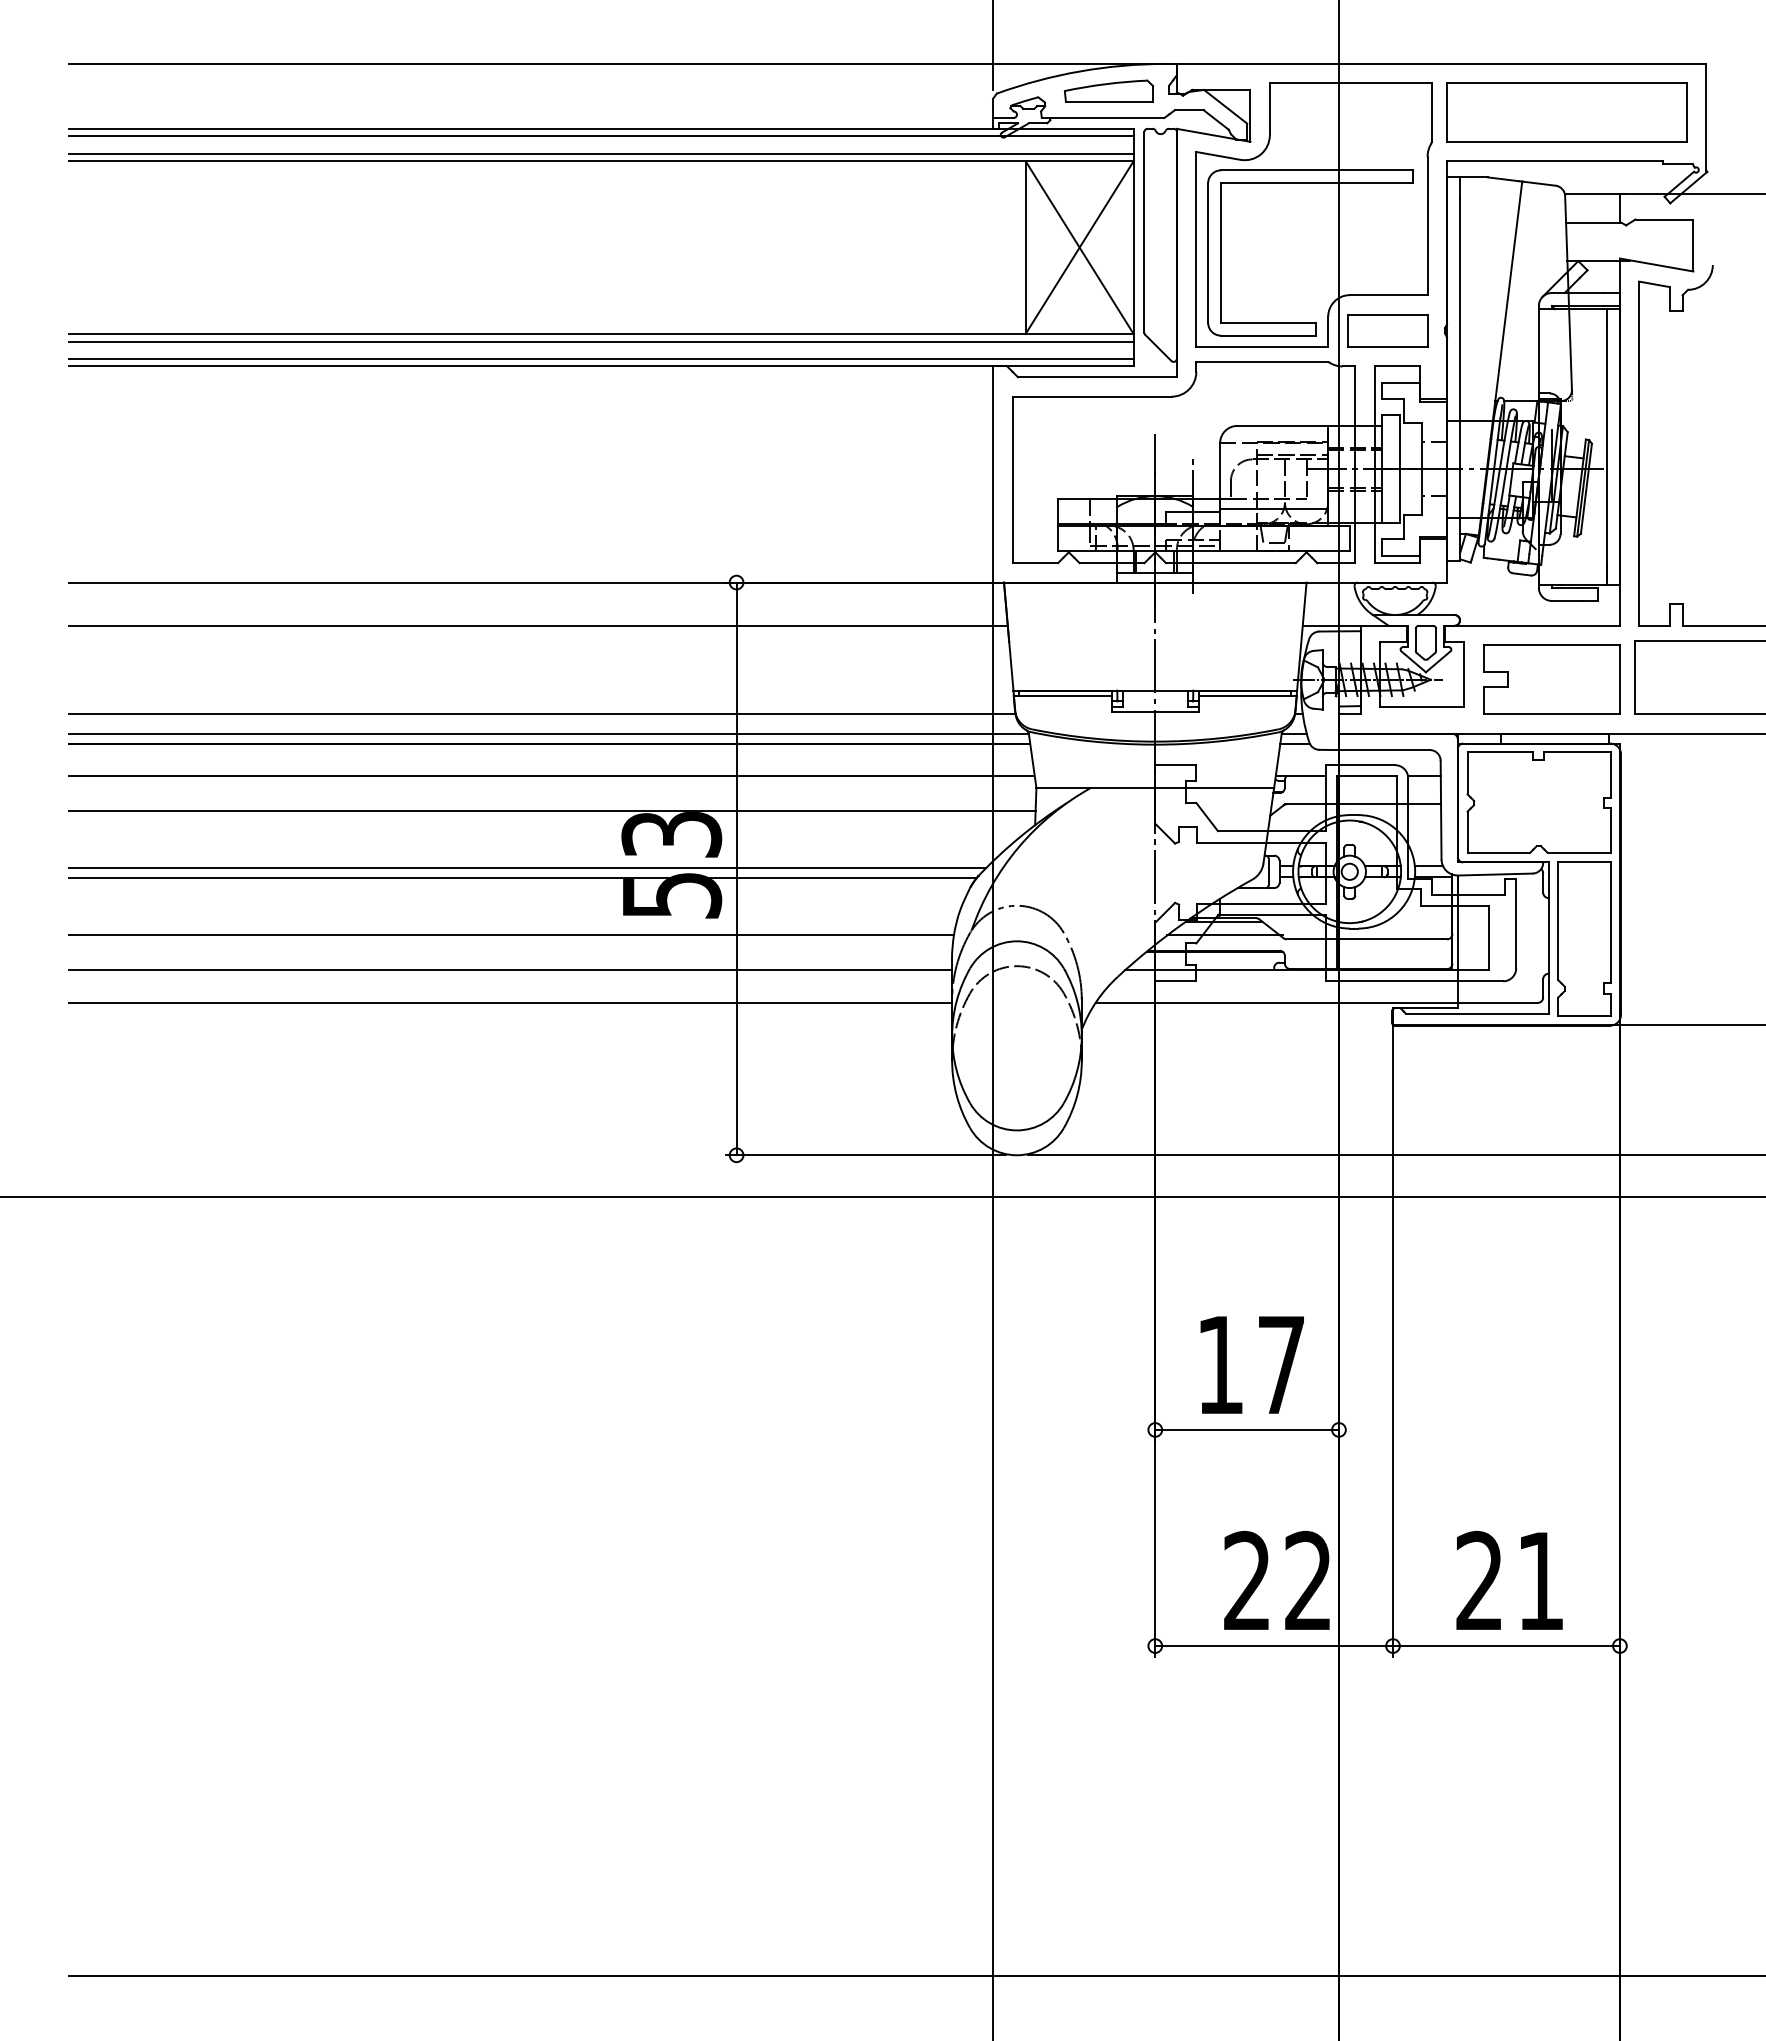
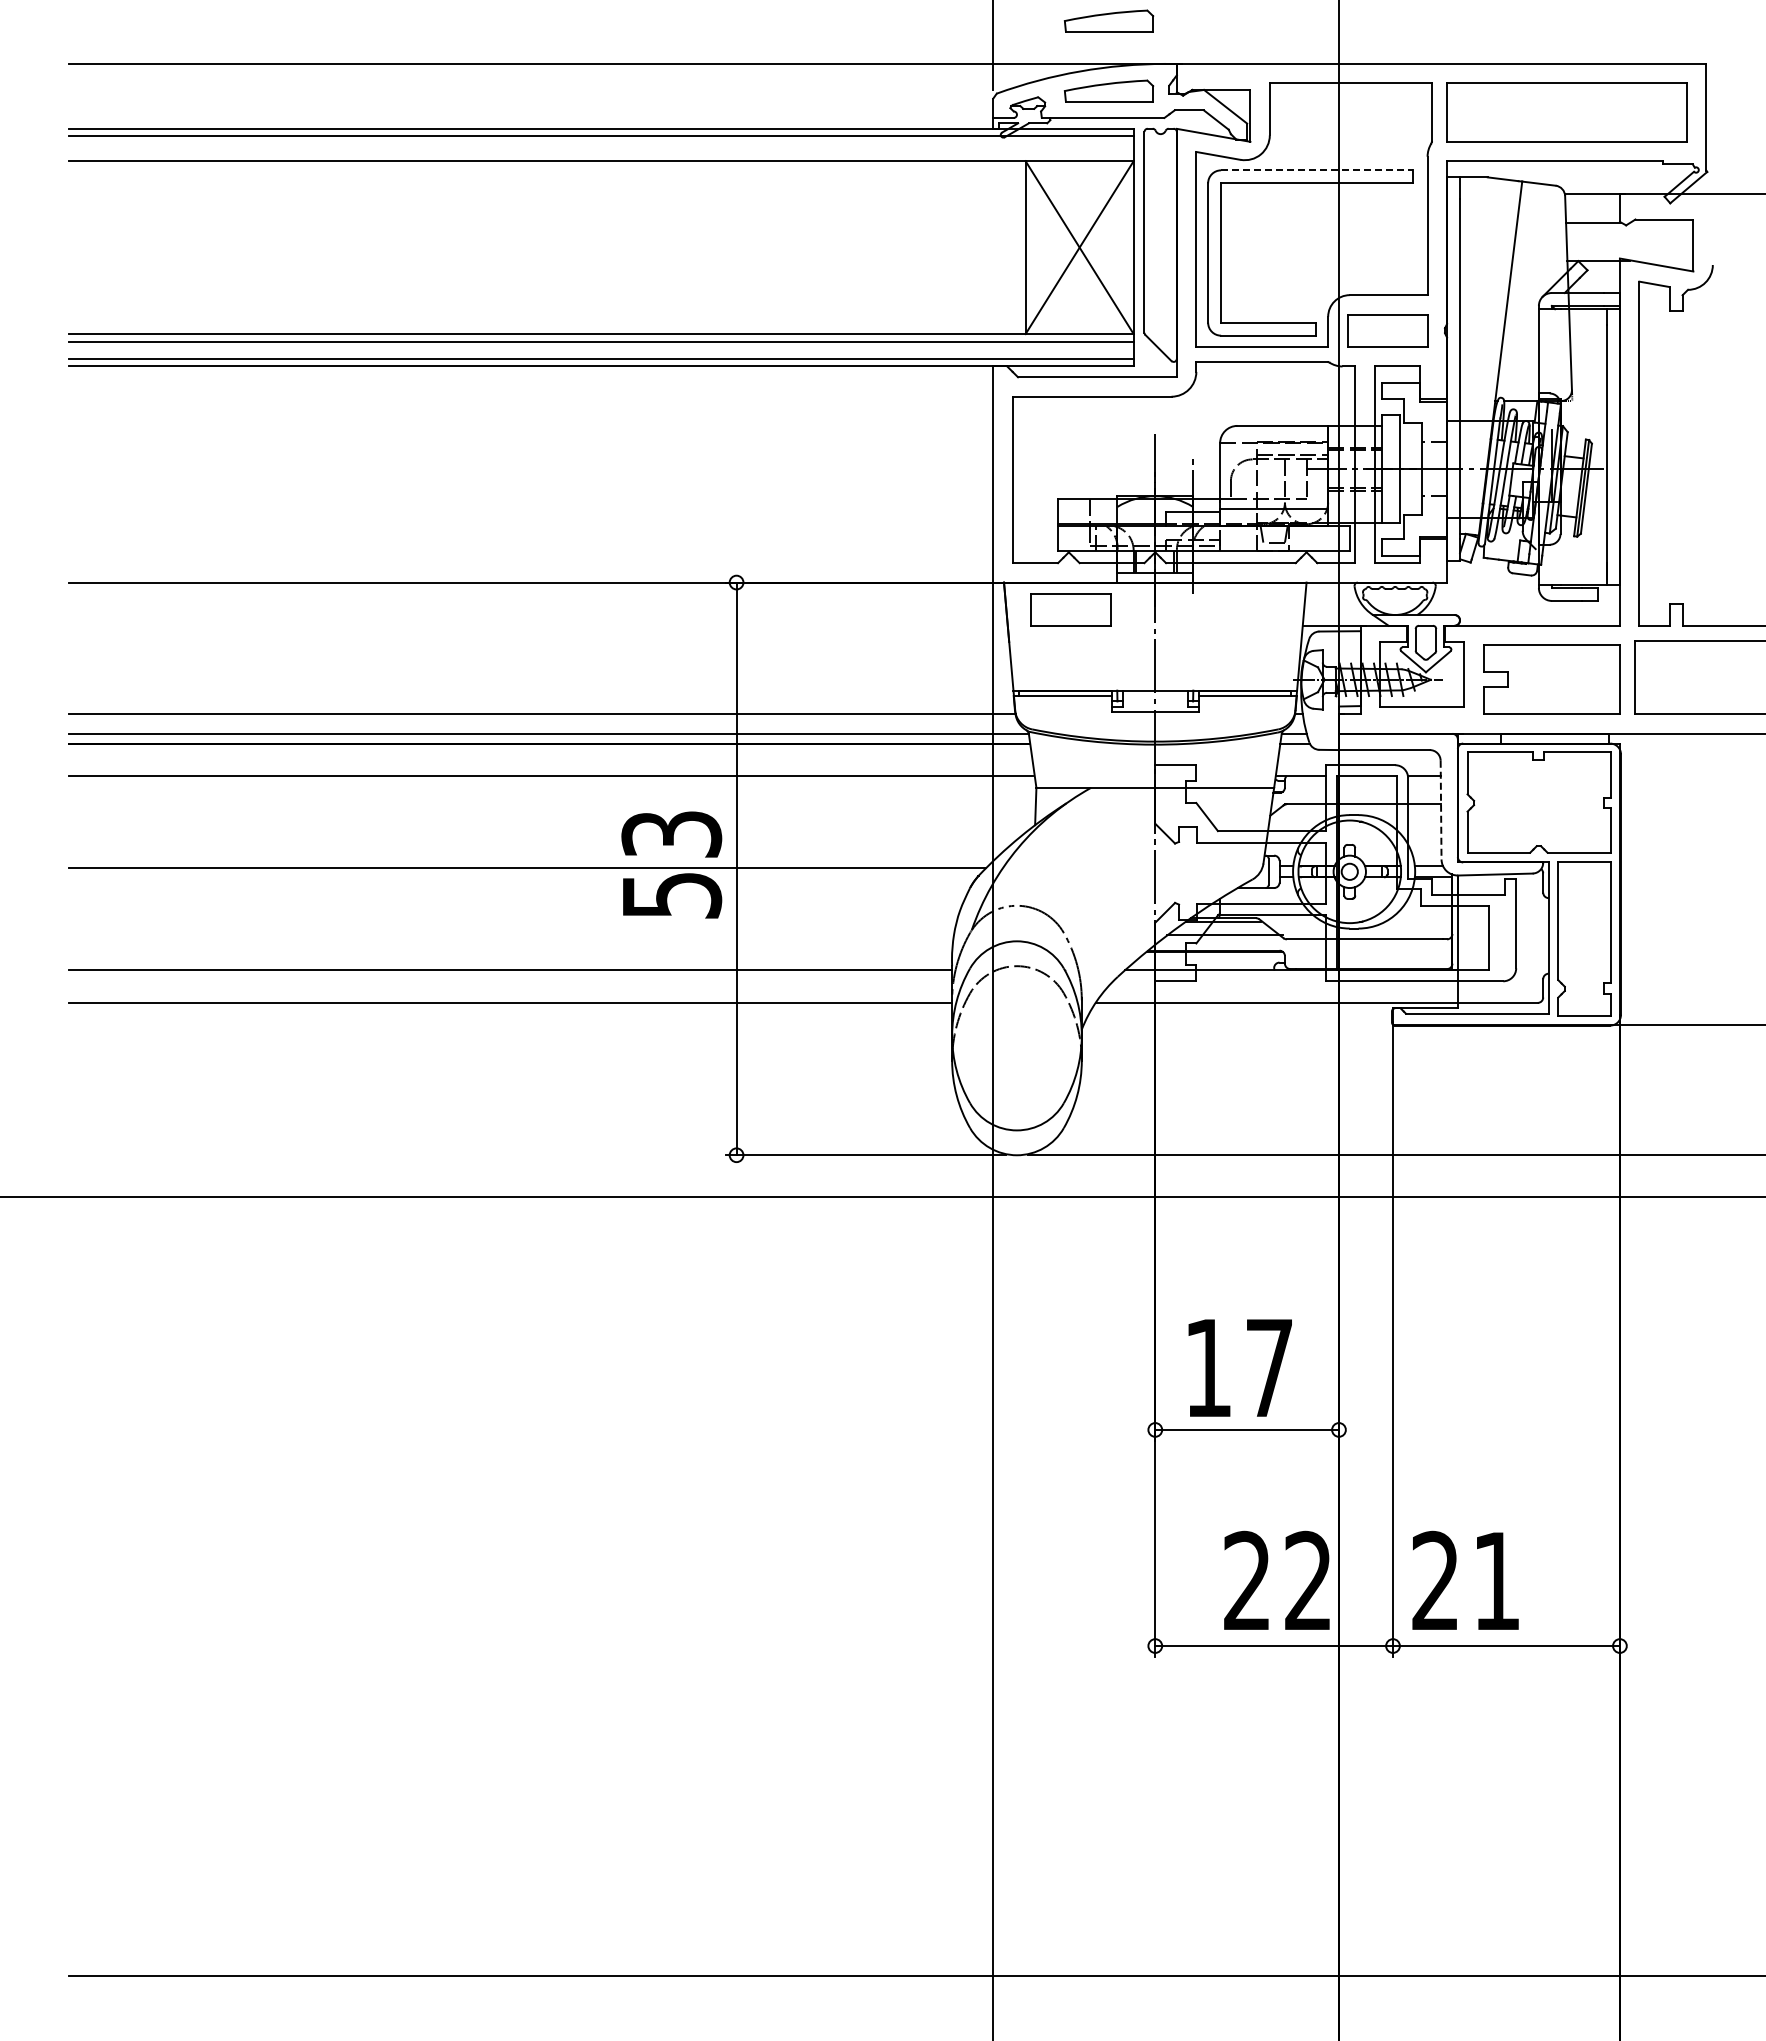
part: none -> present (1108, 20)
line: present -> none (601, 153)
line: solid -> dashed (1317, 170)
part: none -> present (1070, 609)
line: present -> none (538, 625)
line: solid -> dashed (1441, 810)
line: present -> none (552, 811)
line: present -> none (522, 878)
line: present -> none (511, 935)
text position: (1251, 1364) -> (1239, 1367) (1239, 1367)
text position: (1509, 1579) -> (1465, 1579) (1465, 1579)
